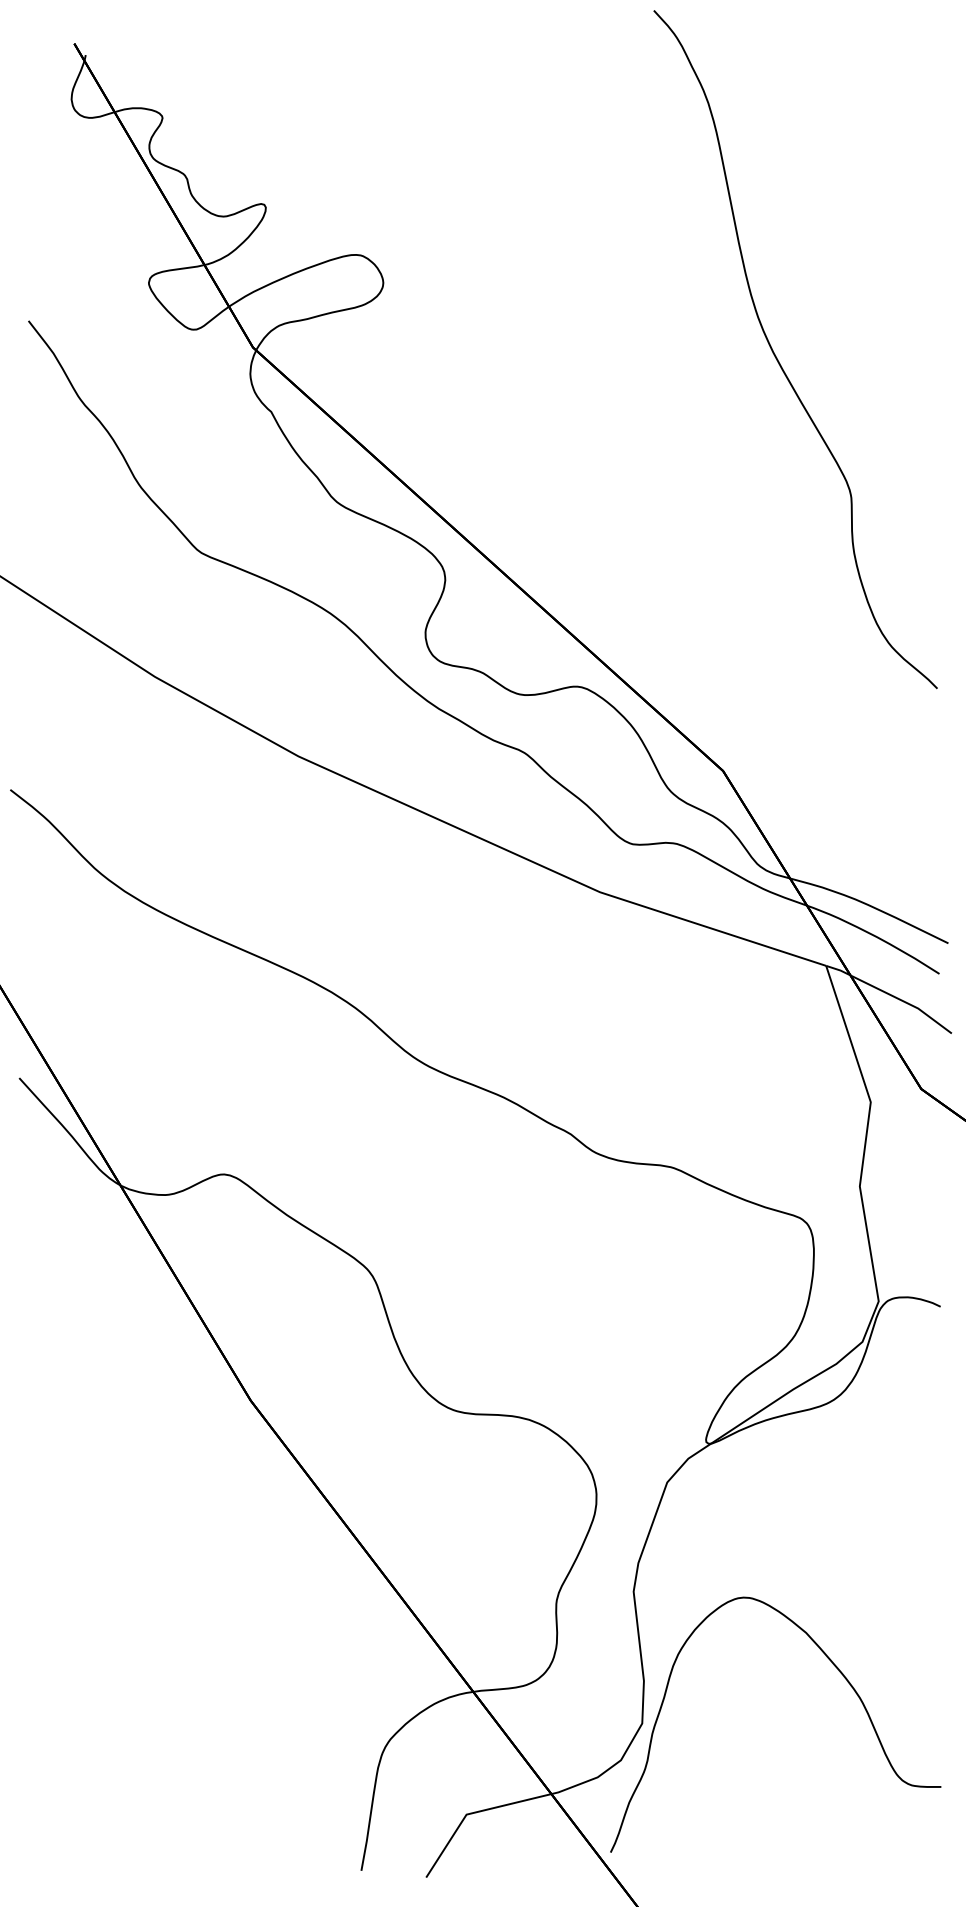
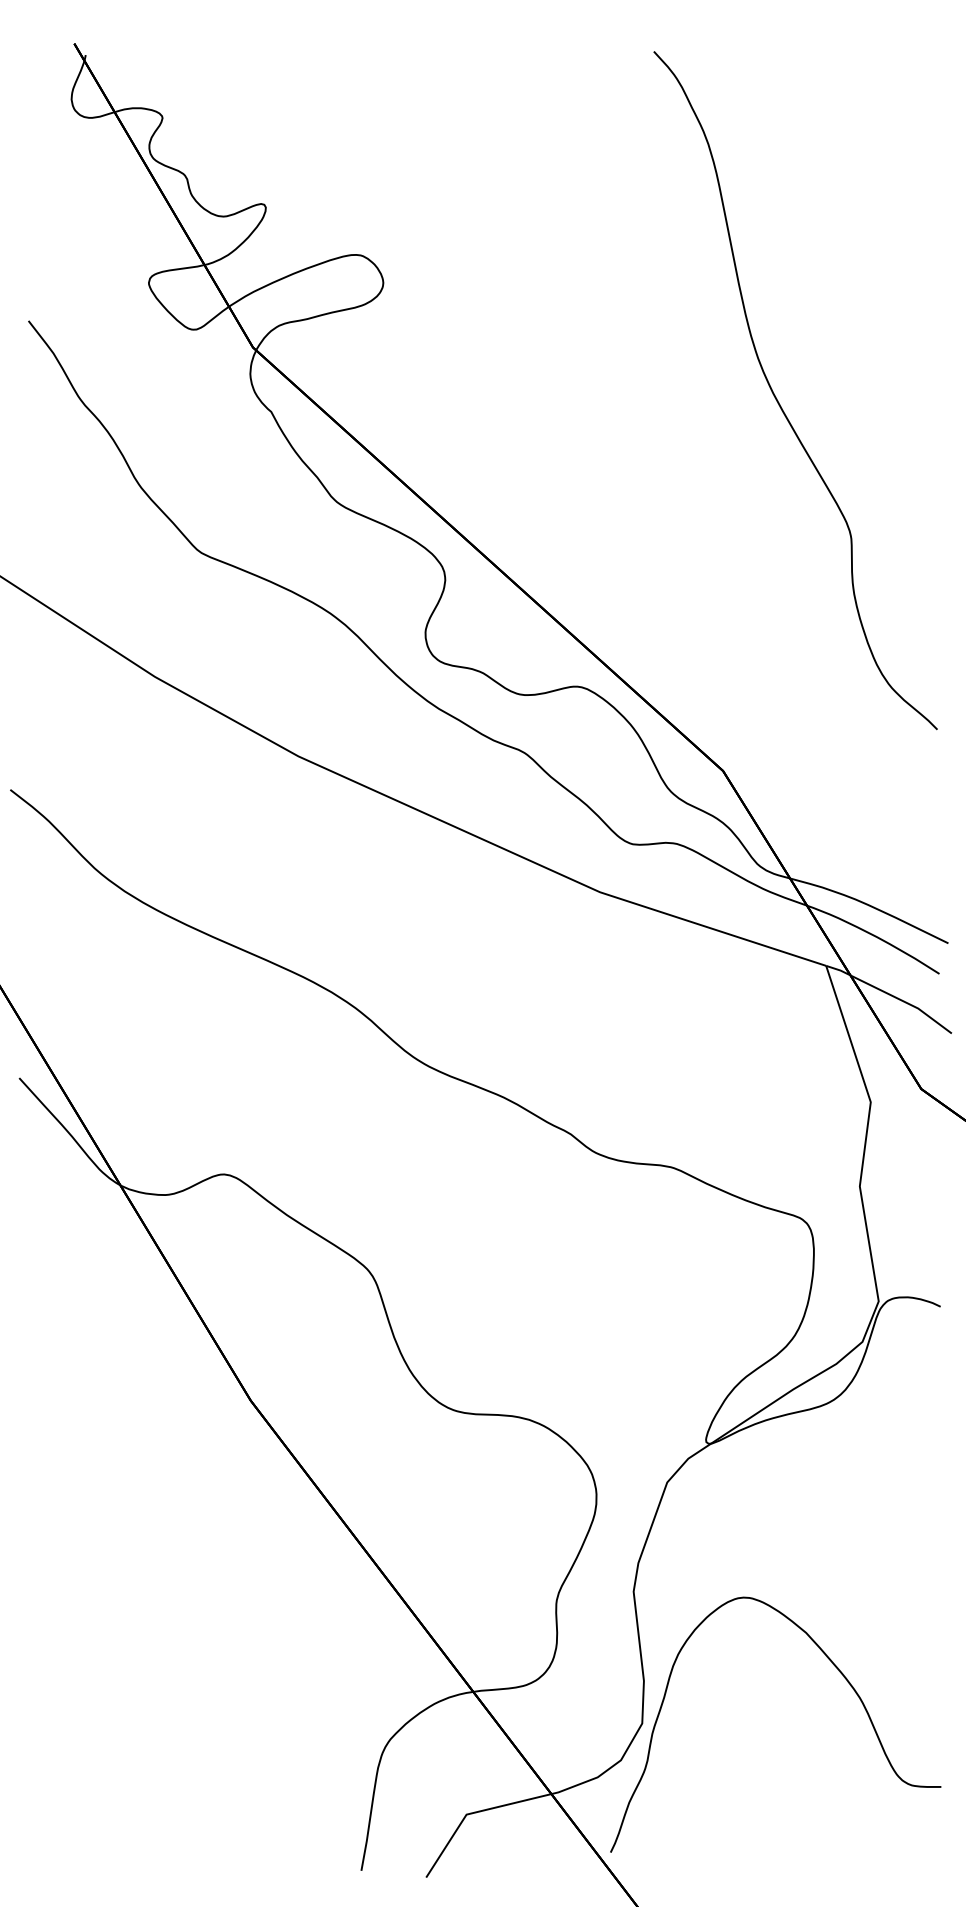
curve position: (777, 357) -> (777, 398) (777, 398)
